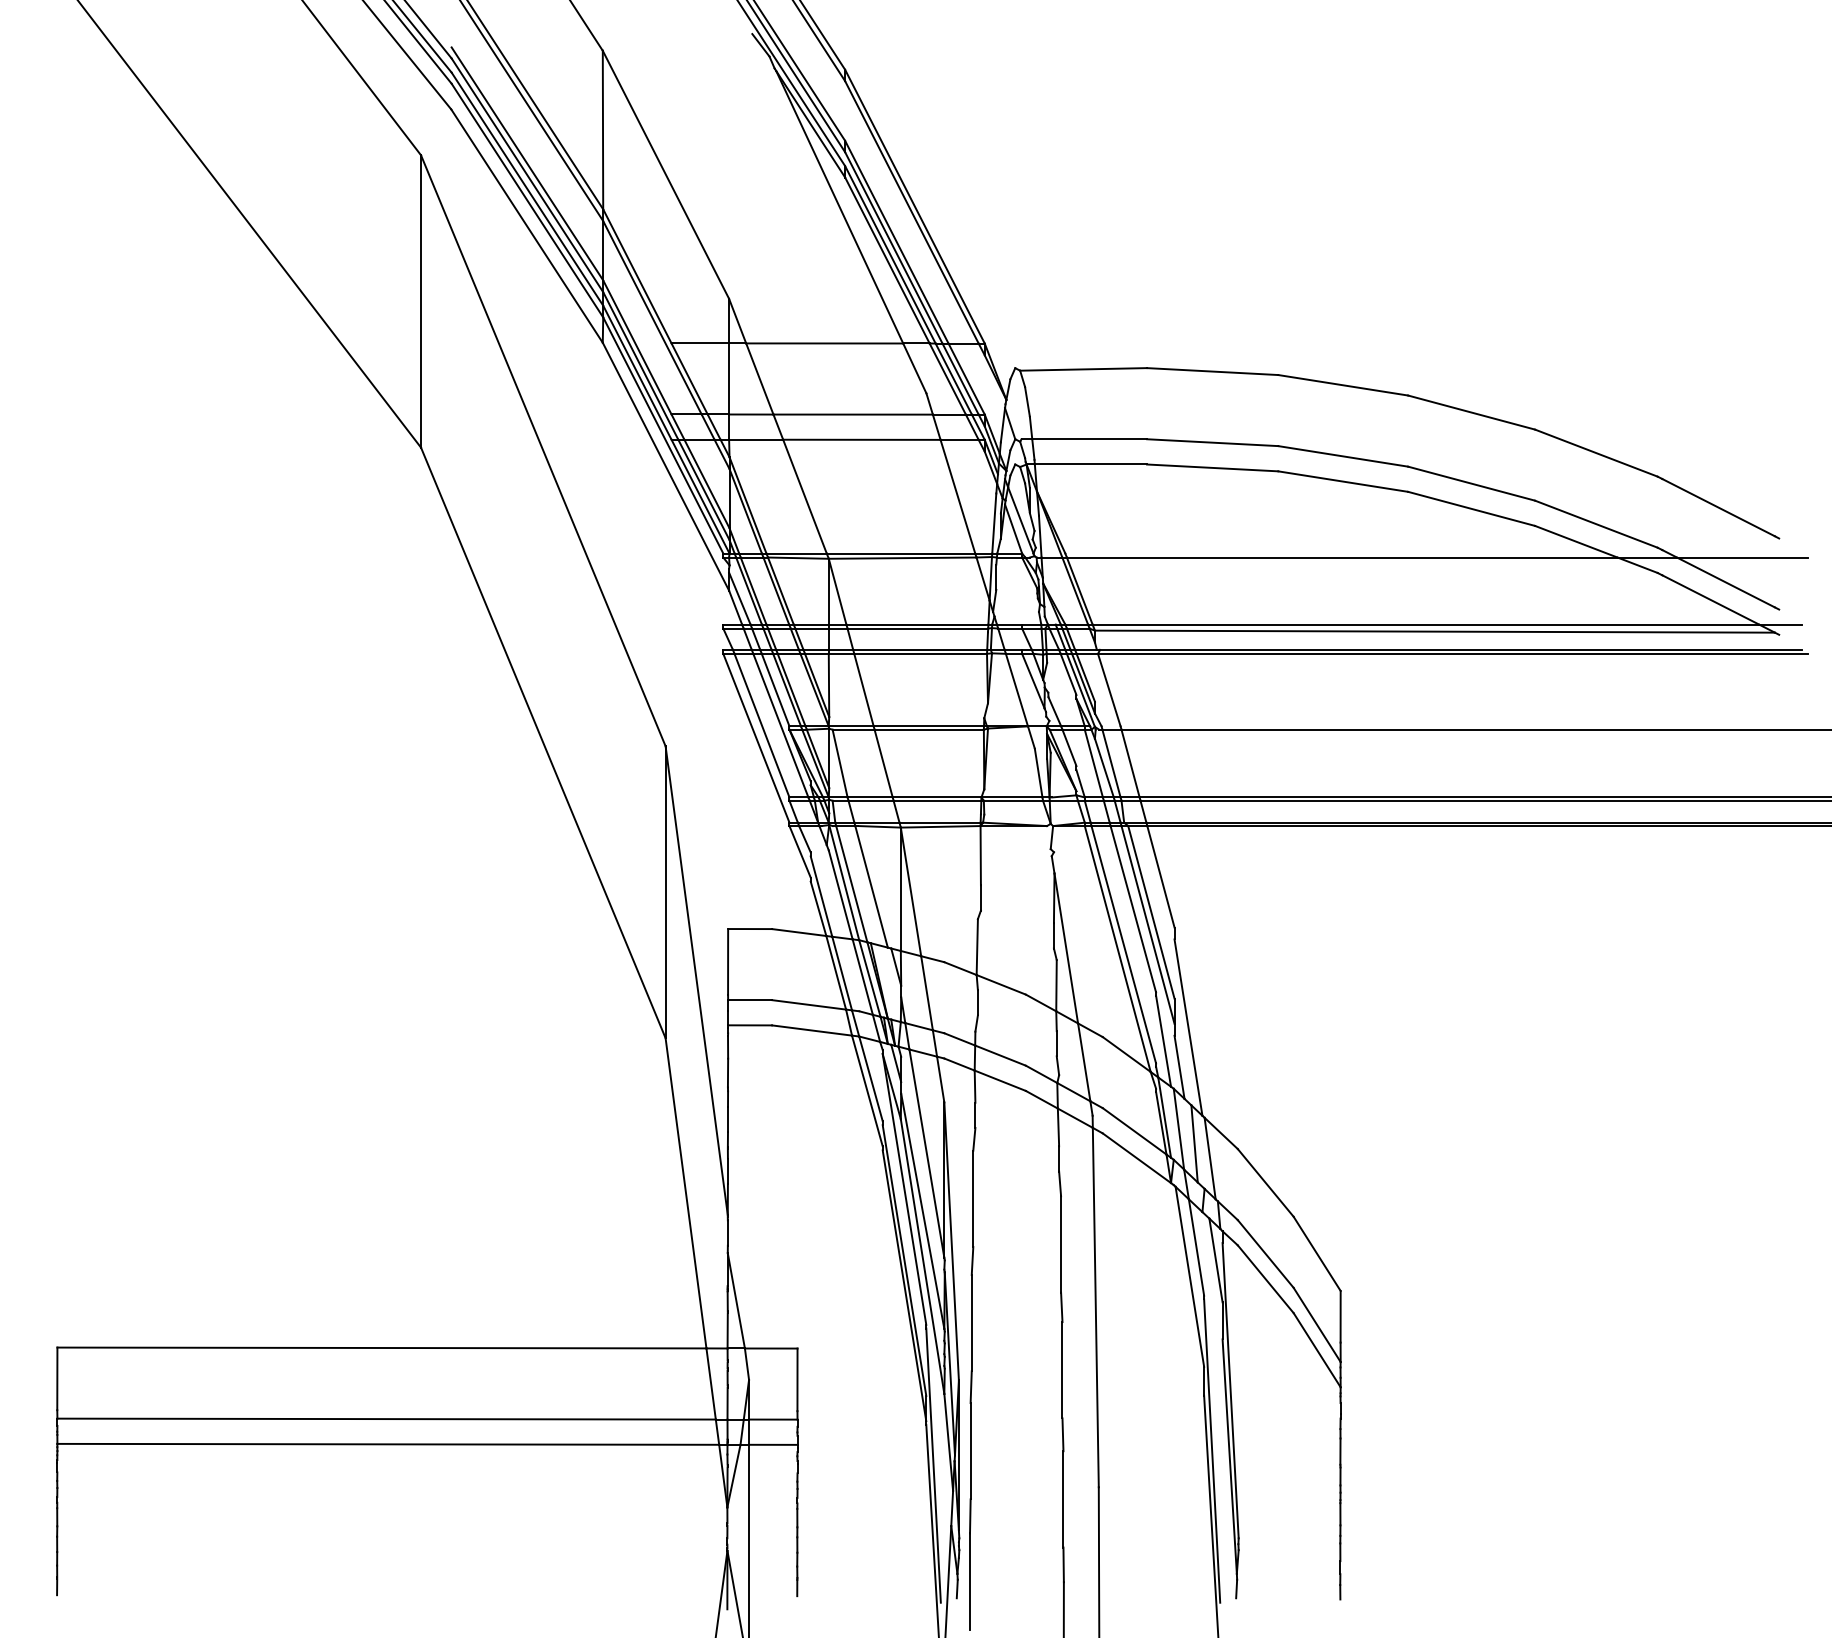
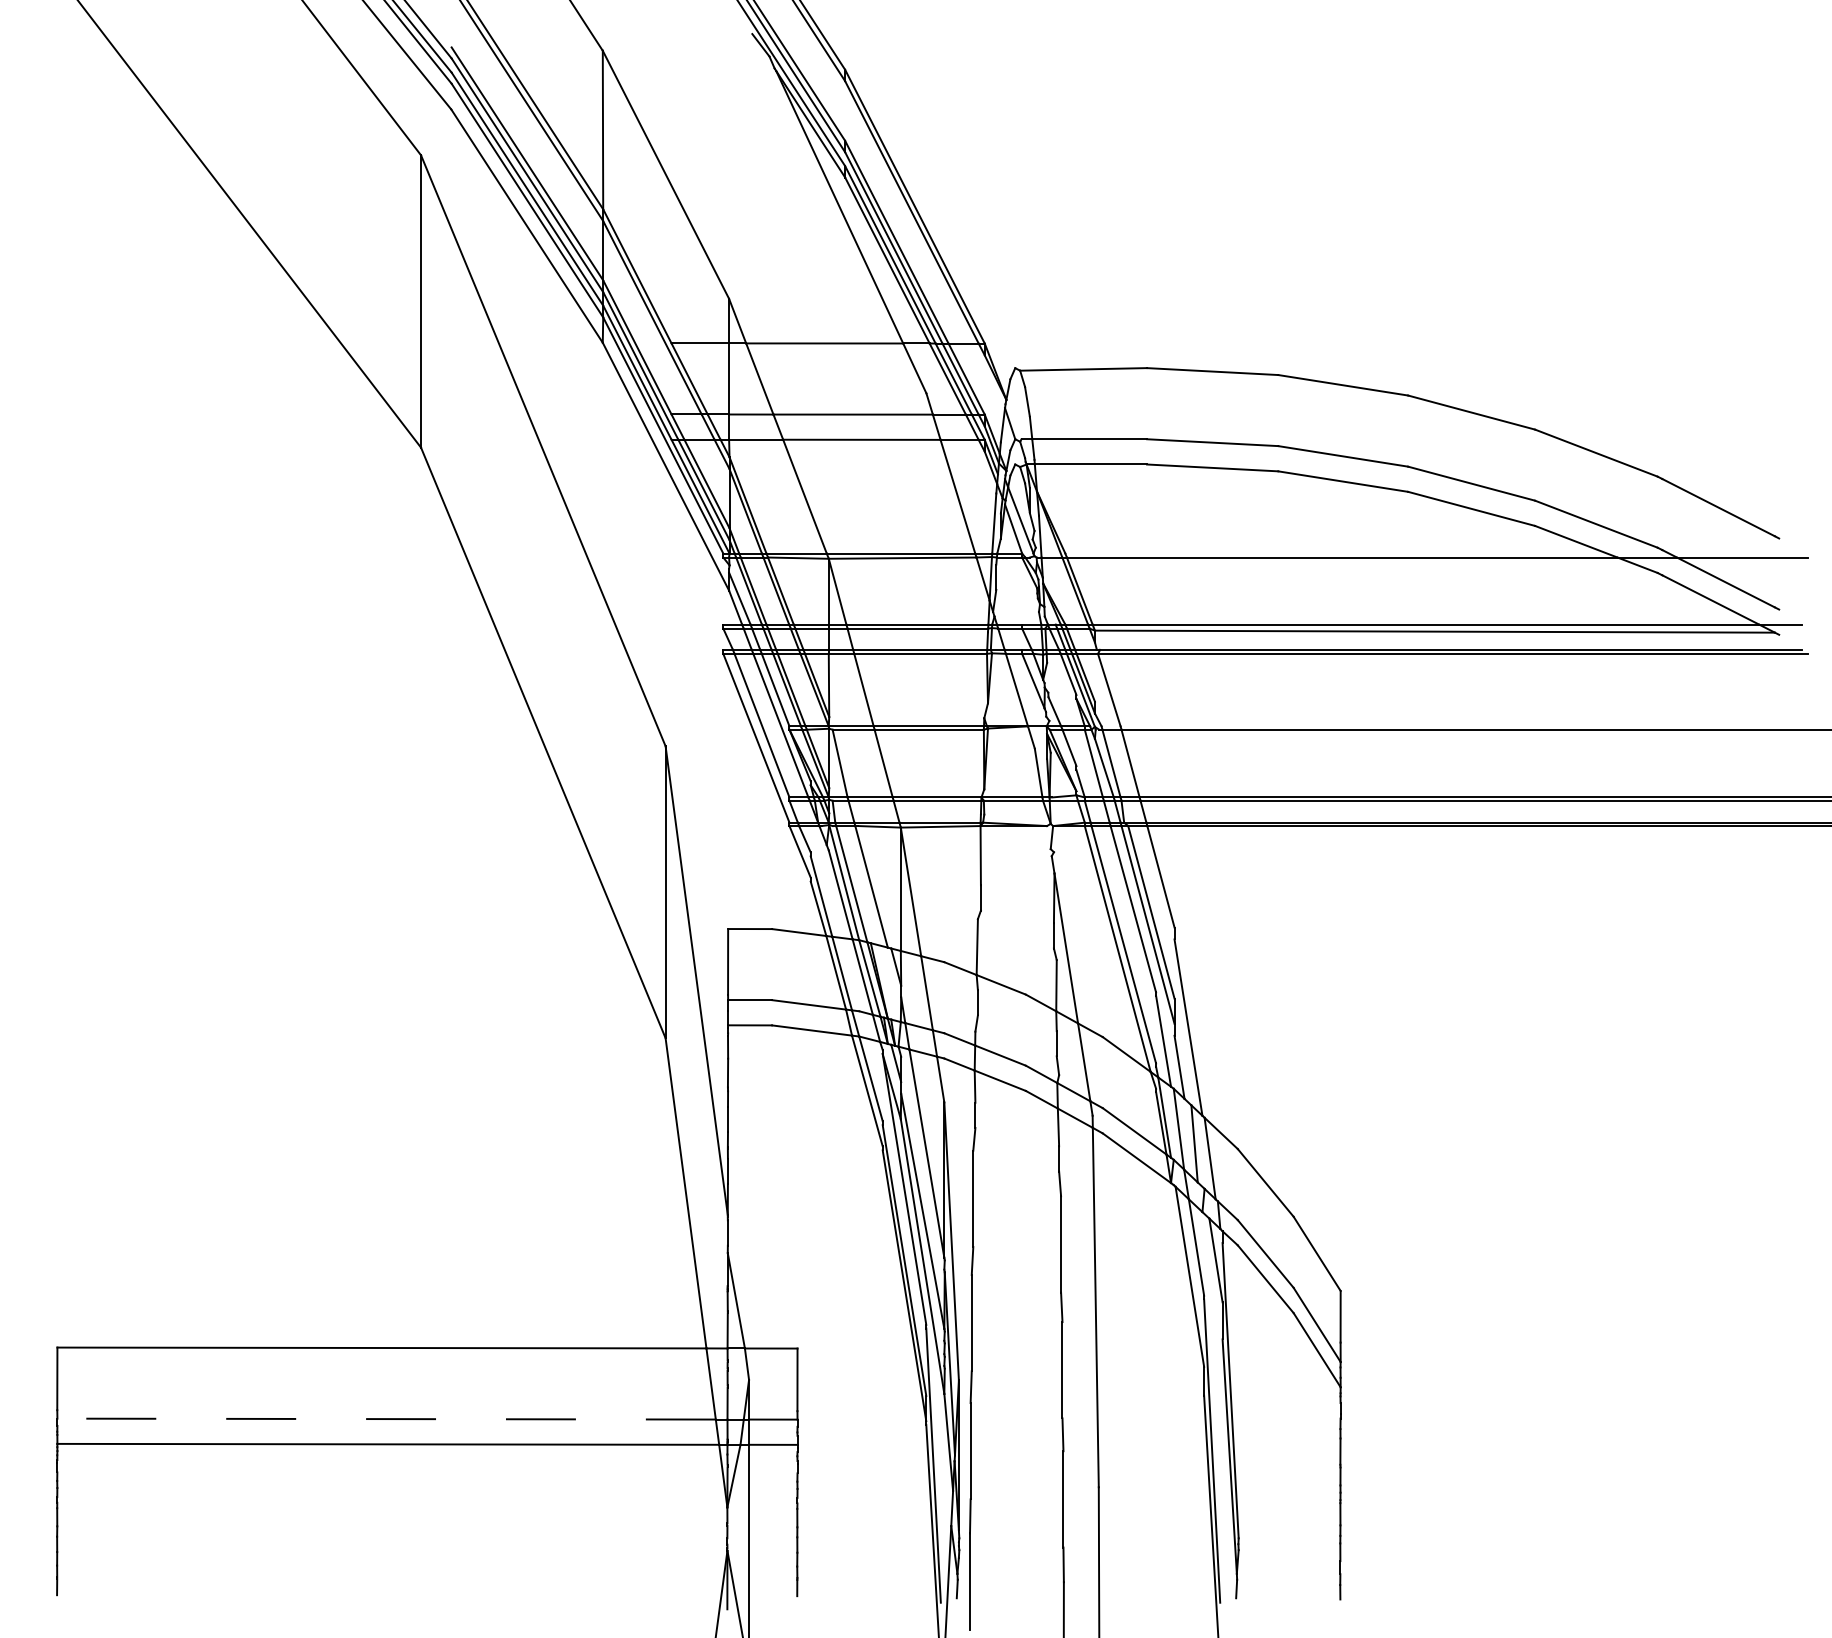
line: solid -> dashed (386, 1419)
